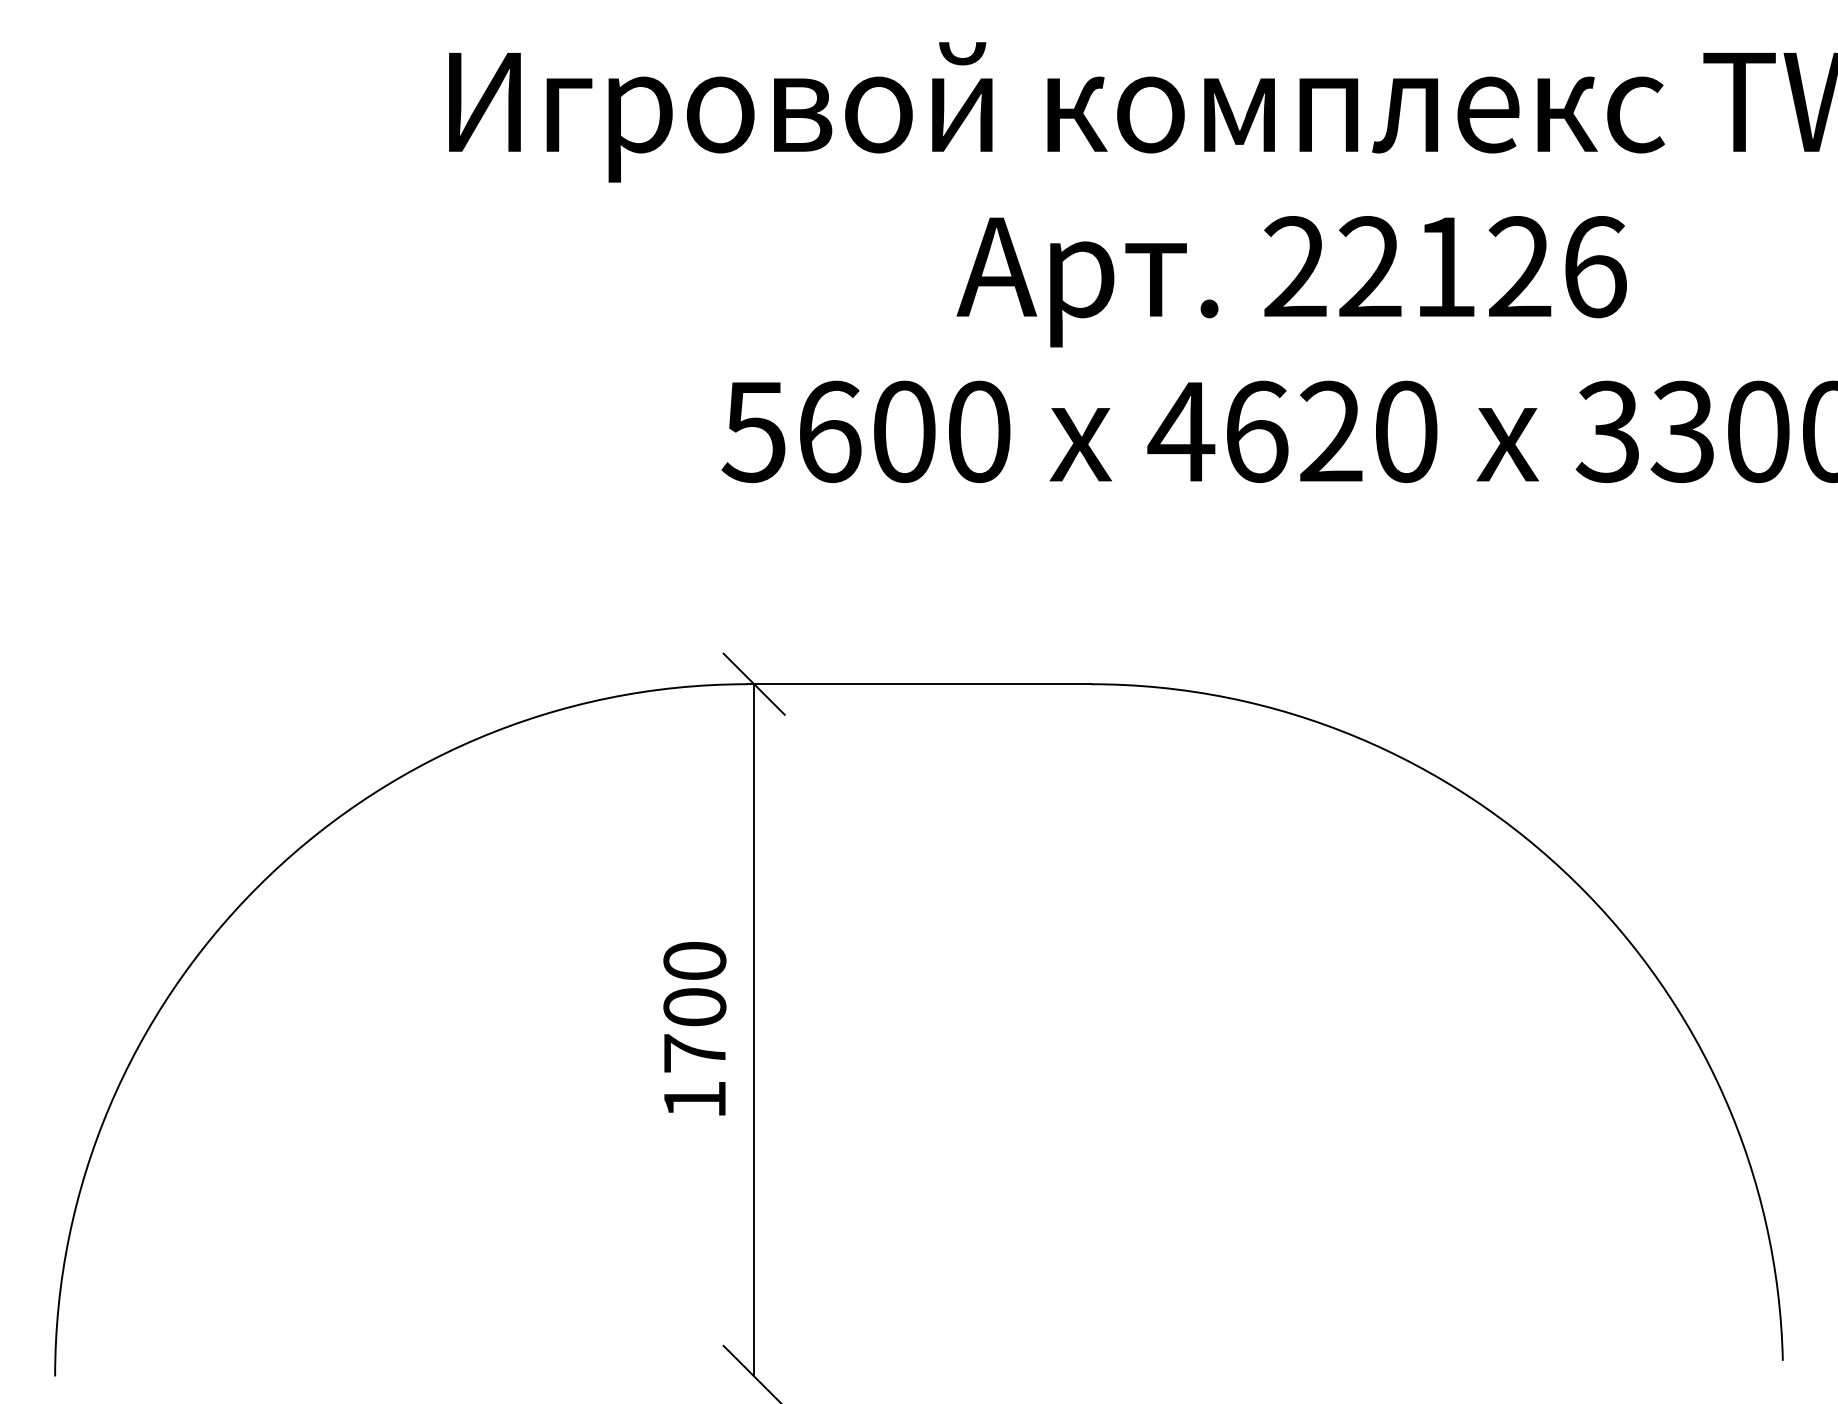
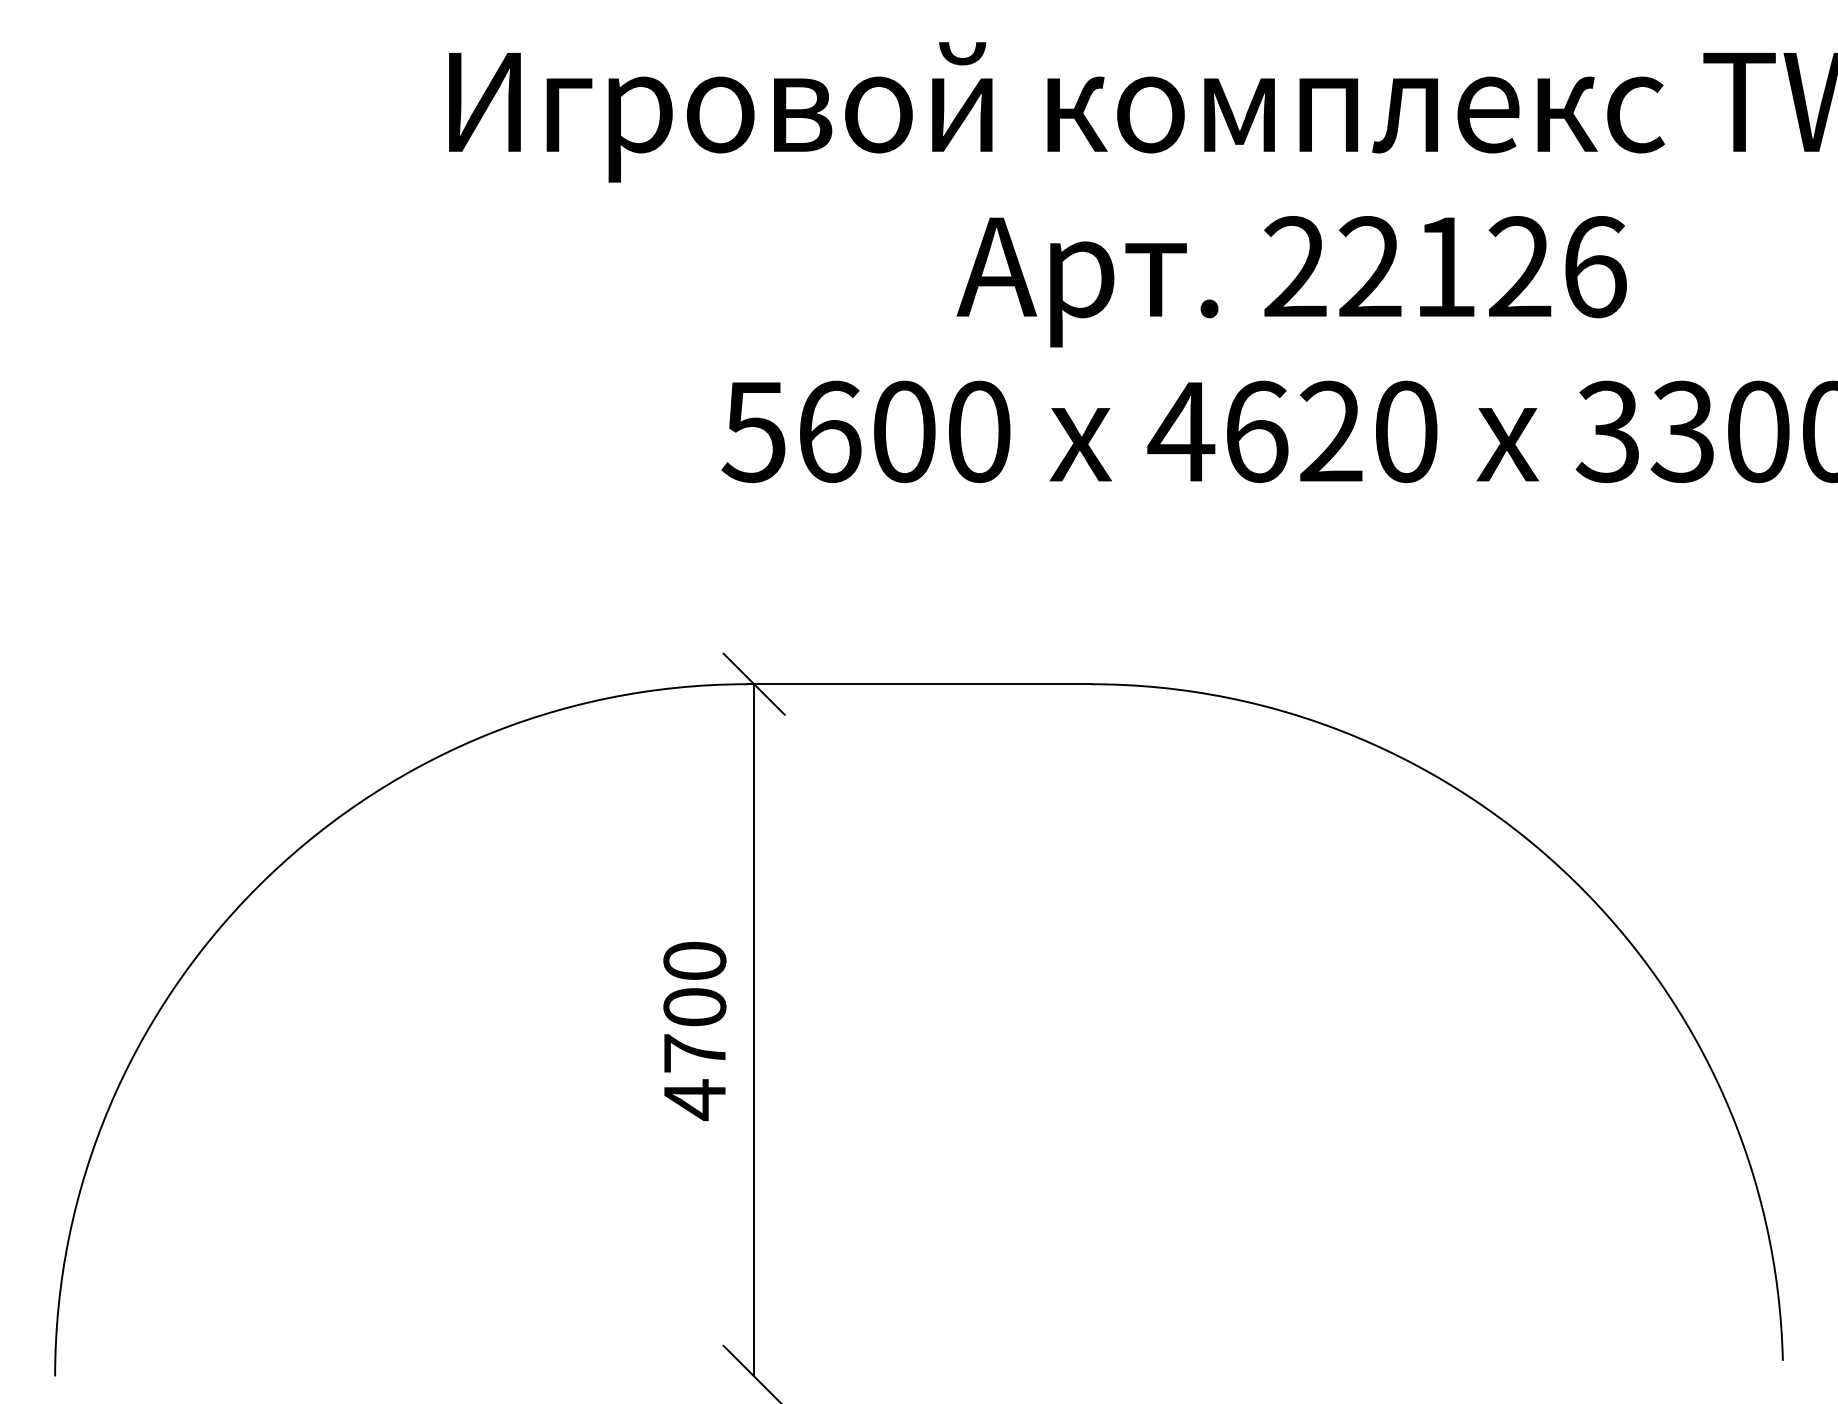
text: 1700 -> 4700 (694, 1100)
